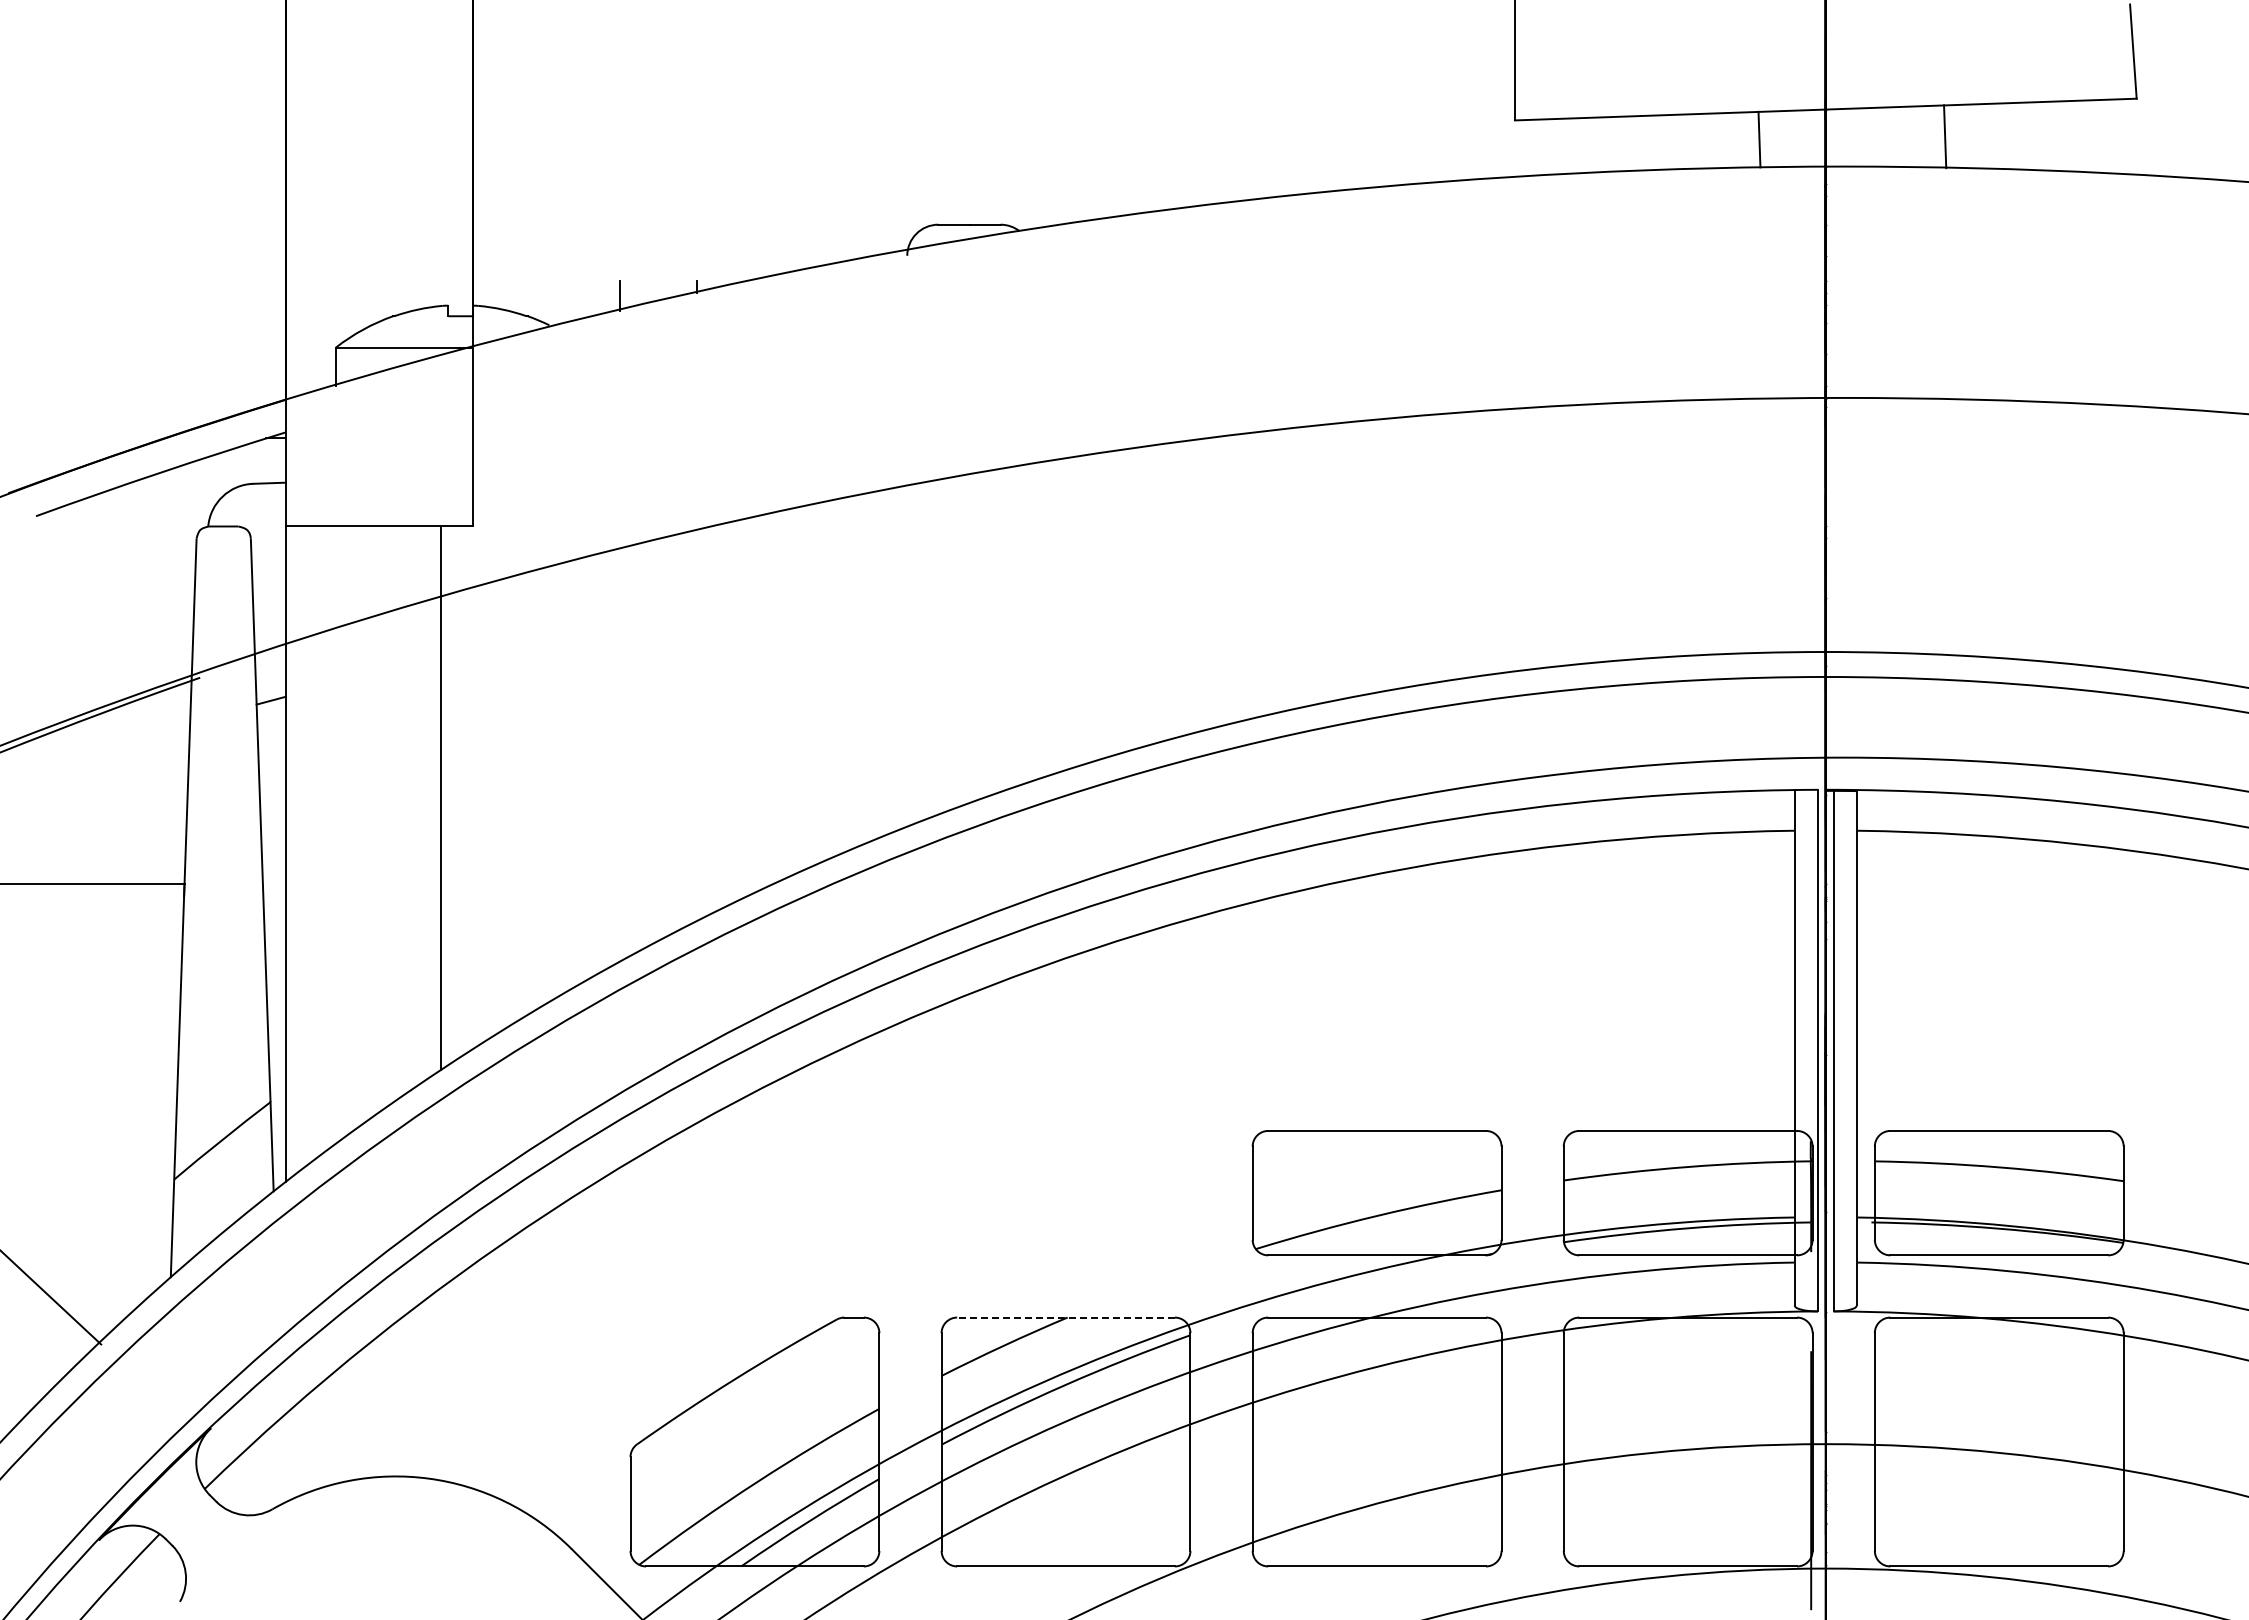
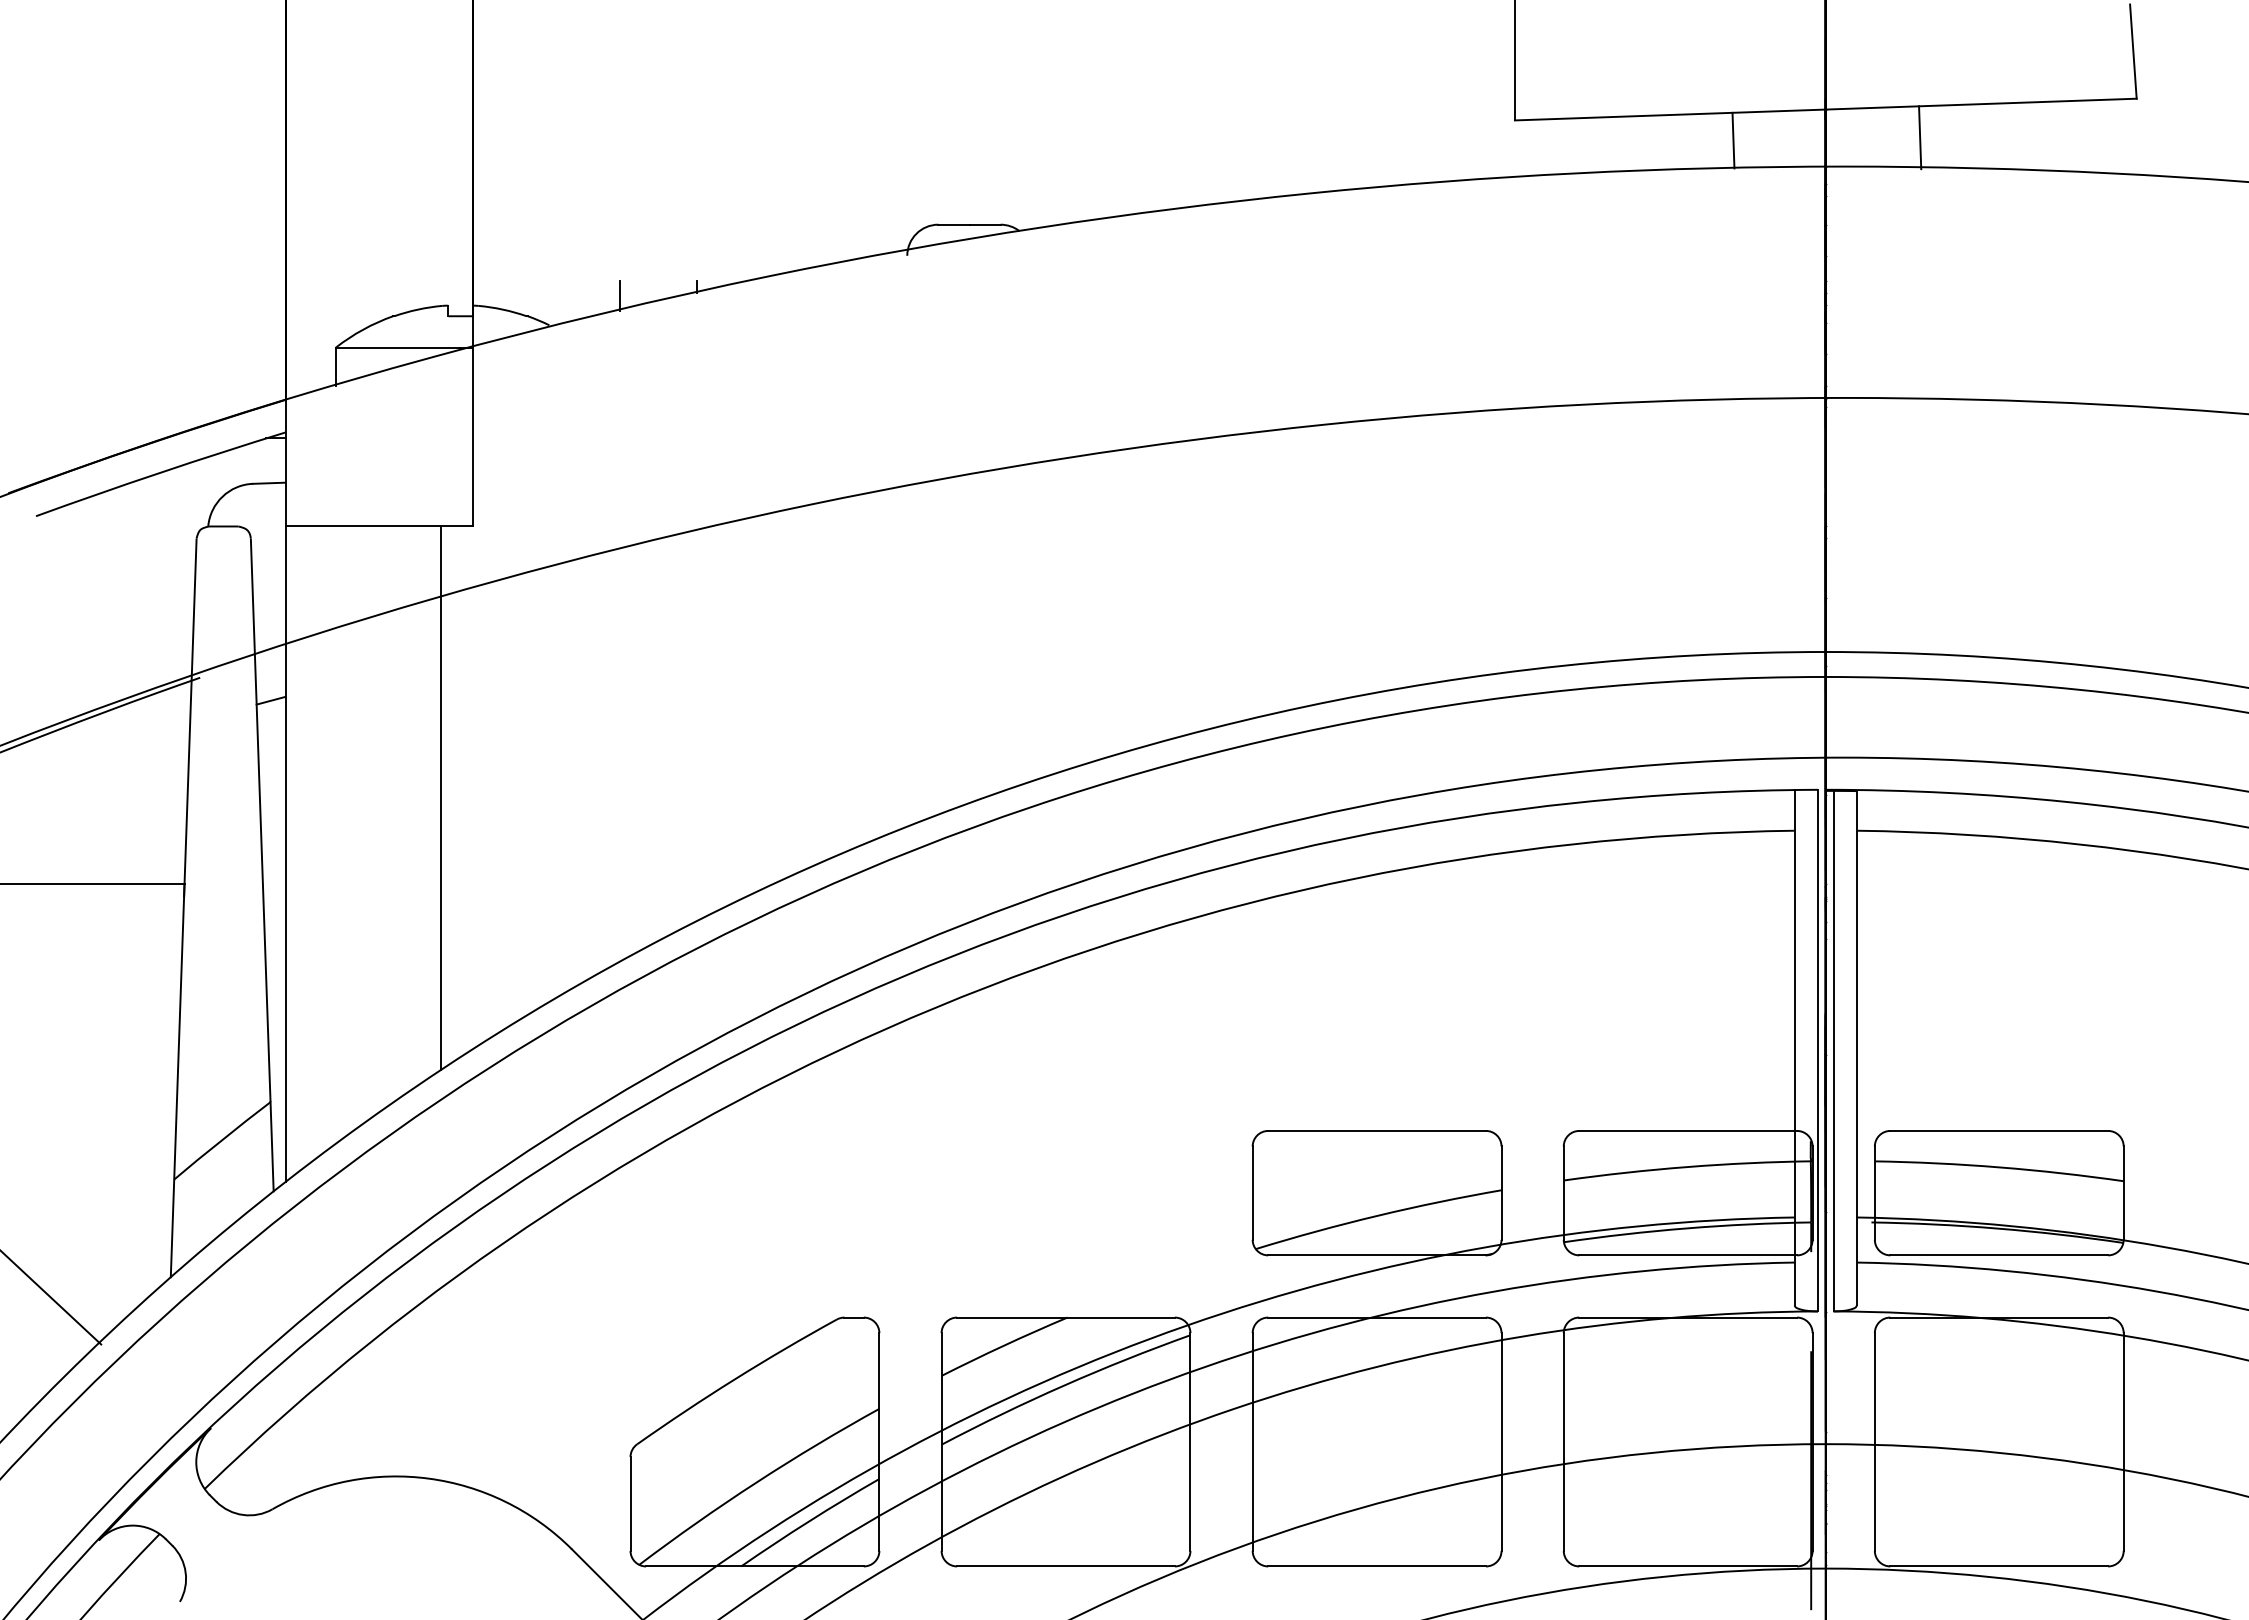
line position: (1945, 136) -> (1920, 137) (1920, 137)
line position: (1759, 139) -> (1733, 140) (1733, 140)
line: dashed -> solid (1066, 1317)
